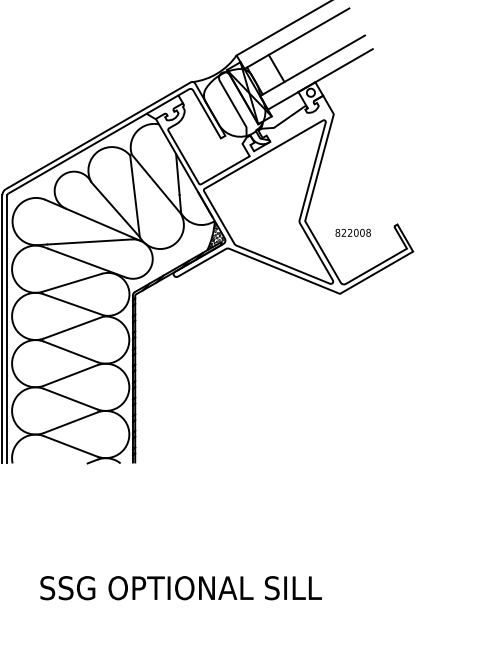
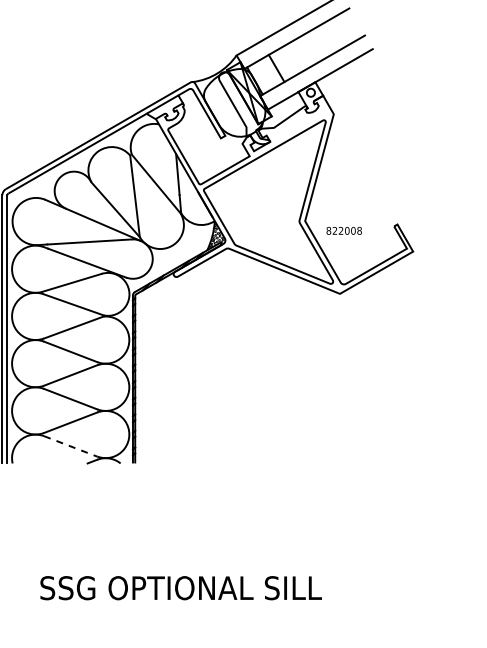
text position: (352, 232) -> (343, 230) (343, 230)
line: solid -> dashed (70, 446)
